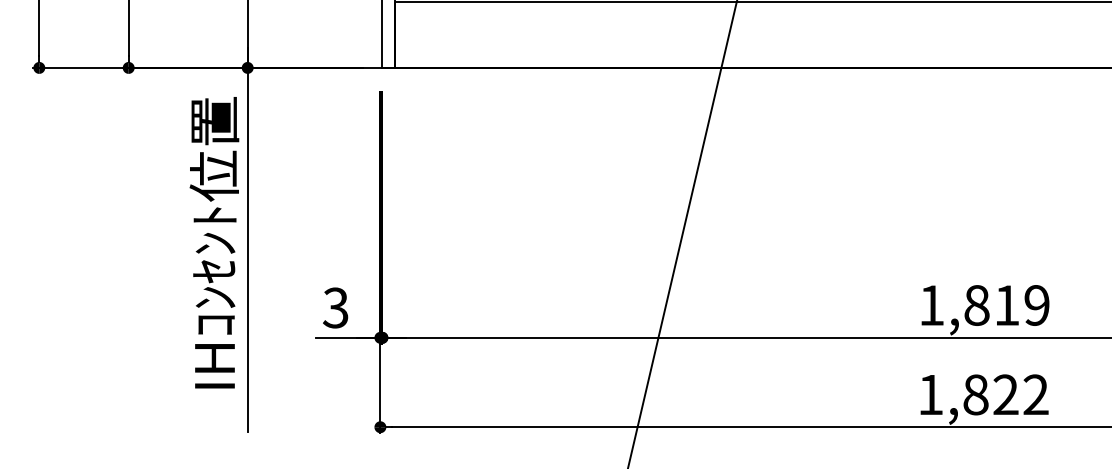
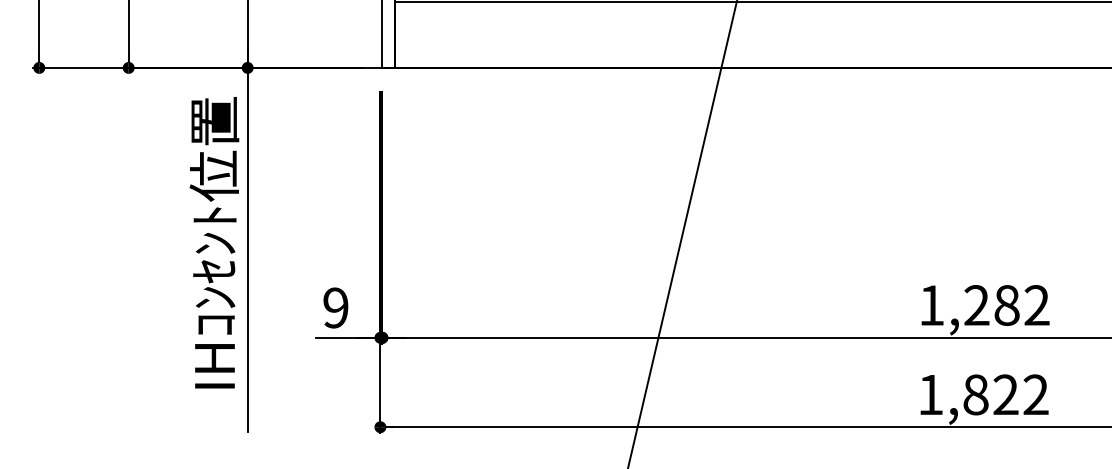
text: 1,819 -> 1,282 (1006, 305)
text: 3 -> 9 (335, 307)
